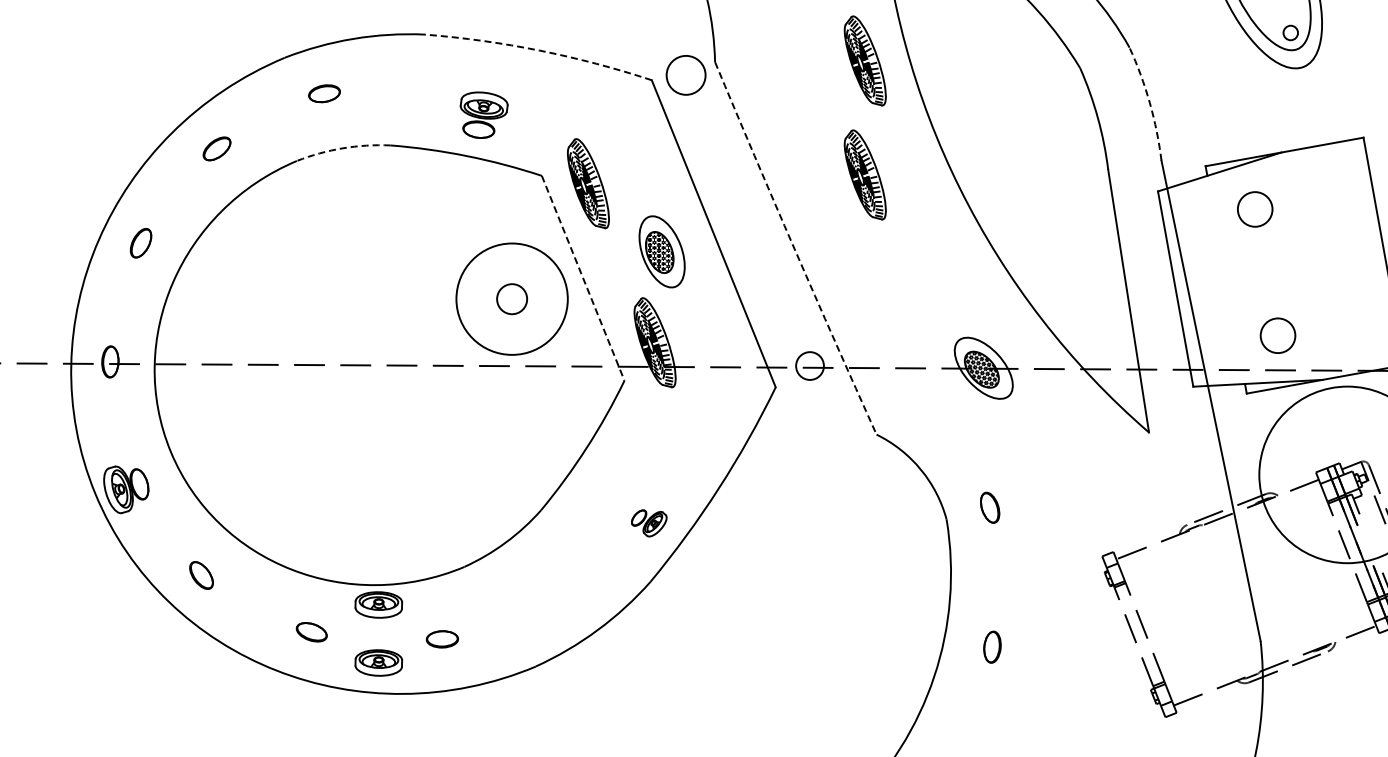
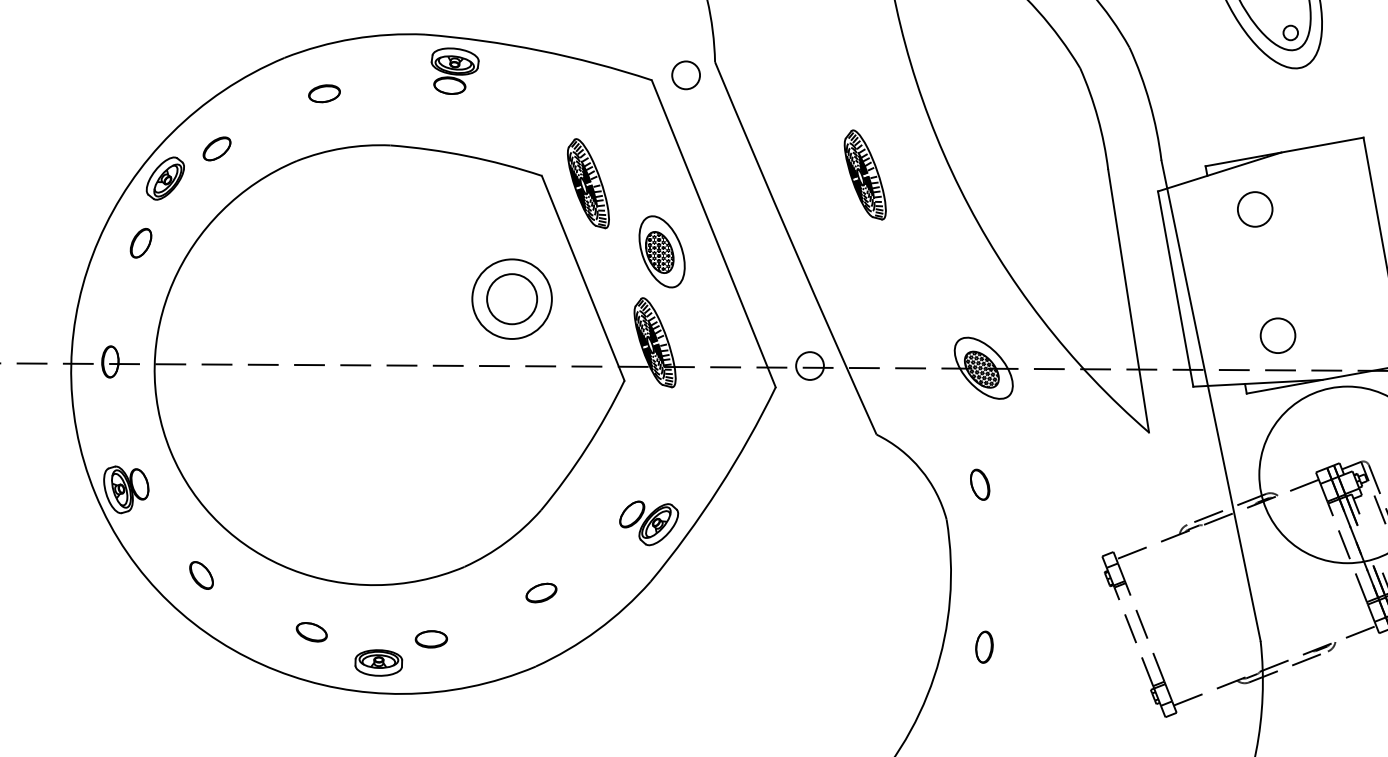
arc: dashed -> solid (539, 50)
part: present -> none (864, 60)
circle diameter: 39 px -> 28 px (686, 75)
arc: dashed -> solid (1149, 102)
part position: (483, 114) -> (454, 70) (454, 70)
arc: dashed -> solid (342, 148)
part: none -> present (164, 178)
arc: dashed -> solid (794, 248)
line: dashed -> solid (583, 278)
circle diameter: 111 px -> 80 px (511, 298)
circle diameter: 30 px -> 50 px (512, 299)
part position: (990, 507) -> (980, 484) (980, 484)
part size: 37x29 px -> 61x47 px (649, 523)
part: none -> present (541, 592)
part: present -> none (378, 604)
part position: (441, 639) -> (430, 639) (430, 639)
part position: (992, 646) -> (984, 646) (984, 646)
